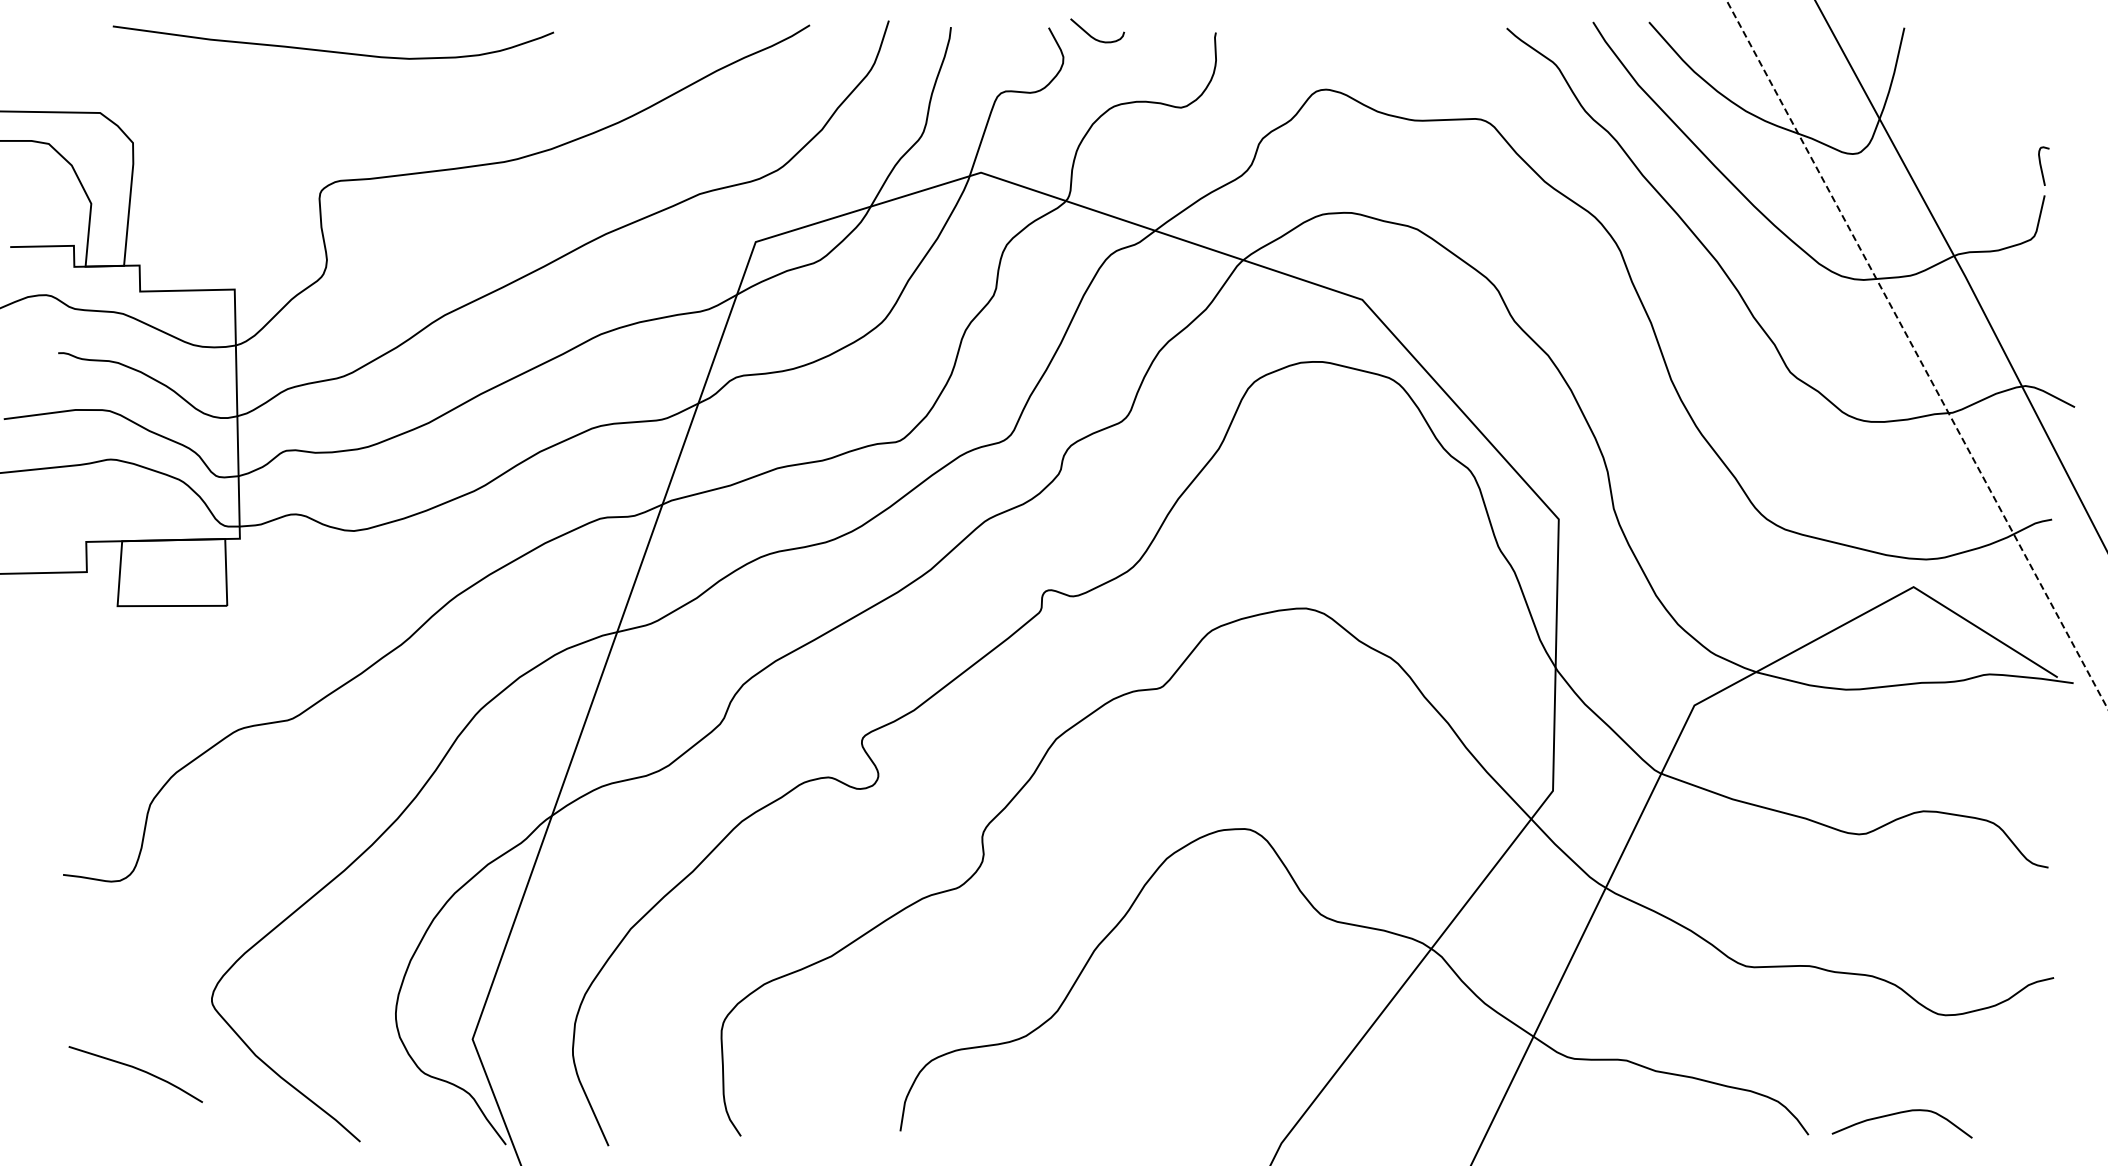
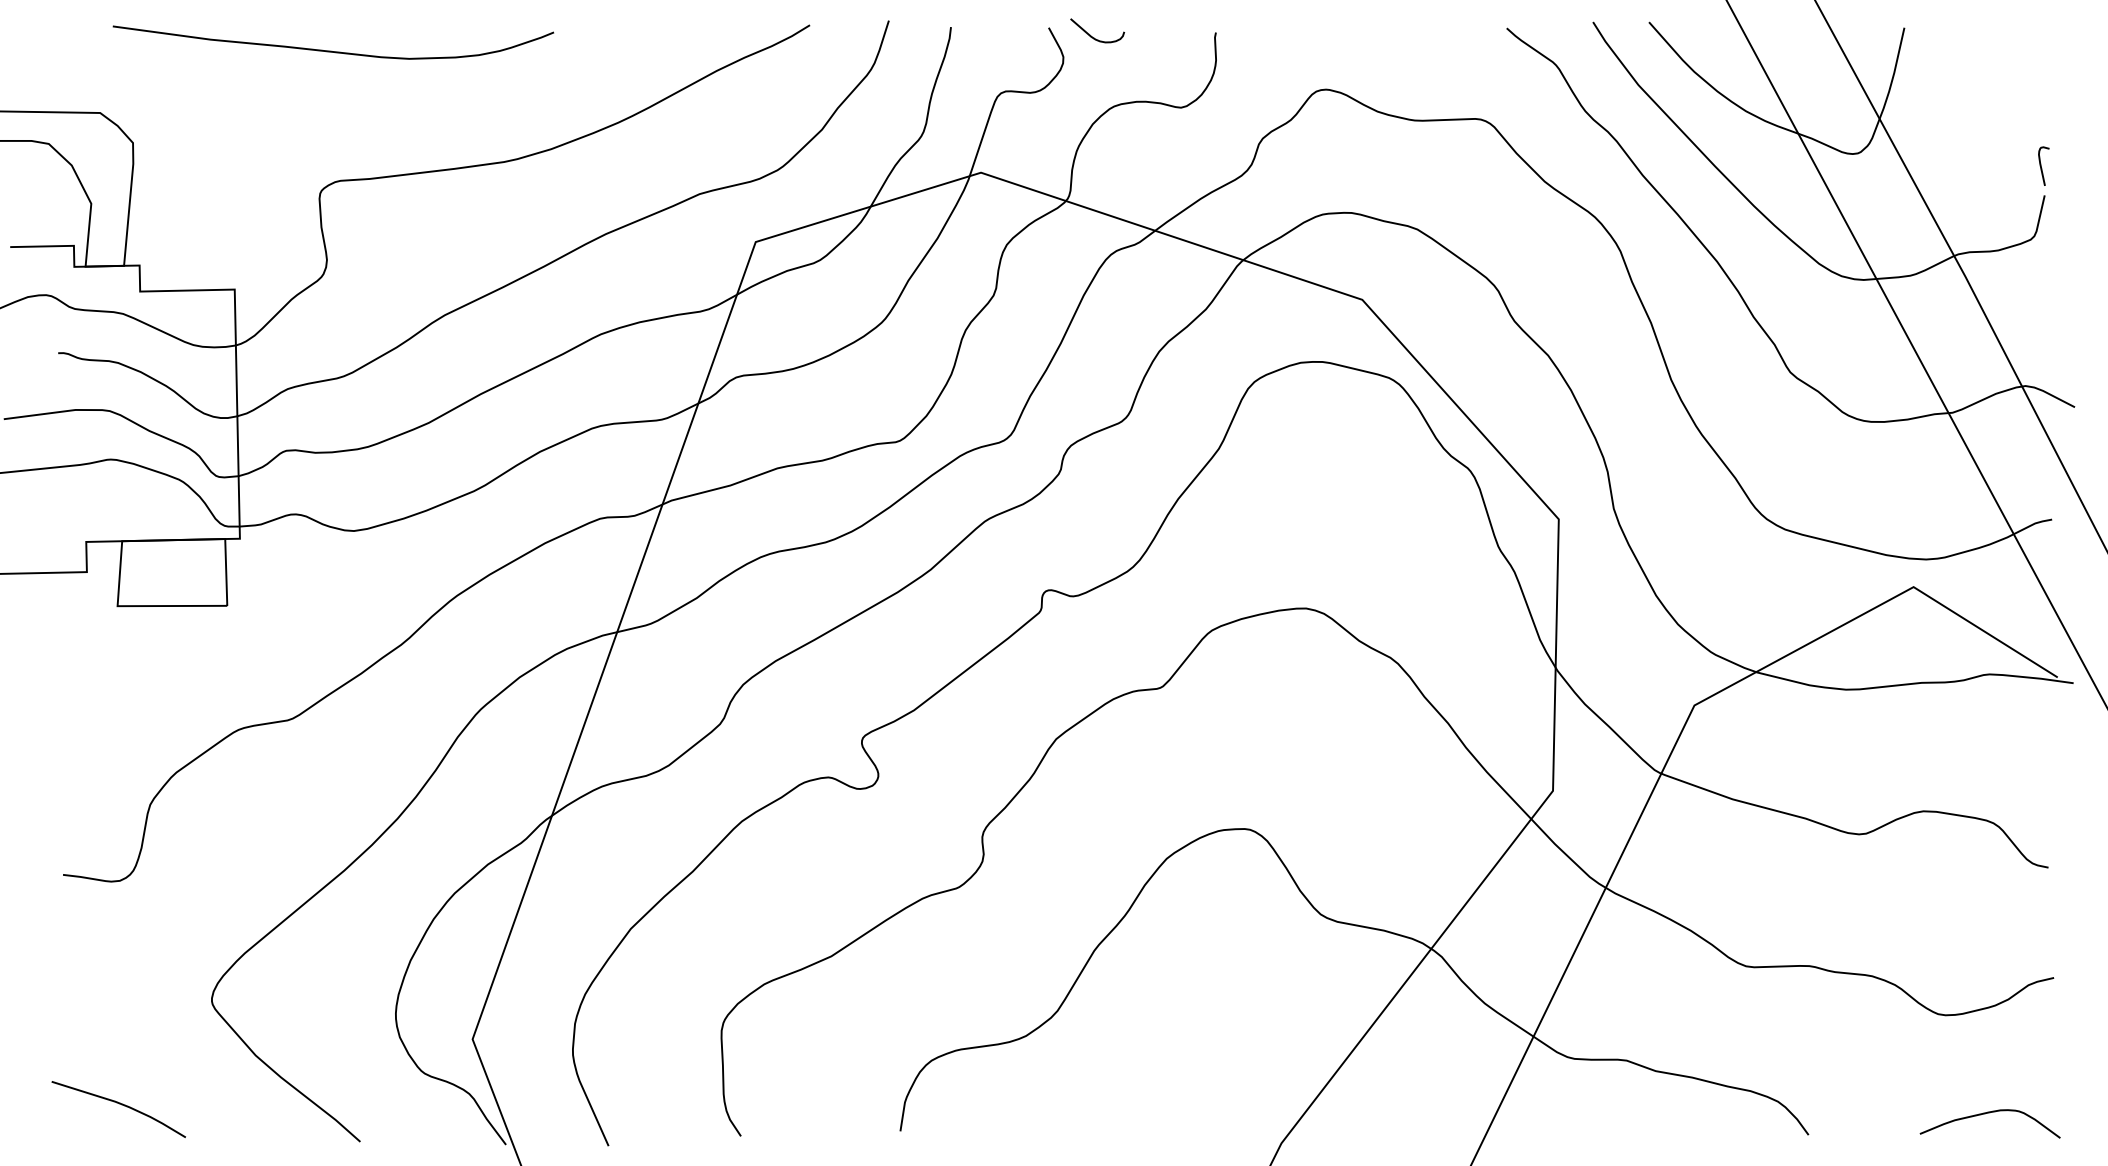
line: dashed -> solid (1917, 354)
curve position: (138, 1070) -> (121, 1105) (121, 1105)
curve position: (1897, 1114) -> (1985, 1114) (1985, 1114)
